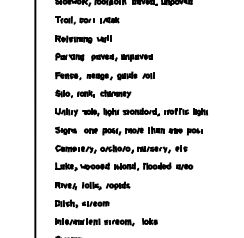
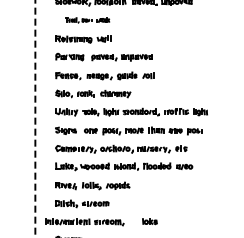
part size: 65x9 px -> 46x7 px (87, 20)
line: solid -> dashed (35, 118)
part position: (94, 222) -> (84, 222) (84, 222)
